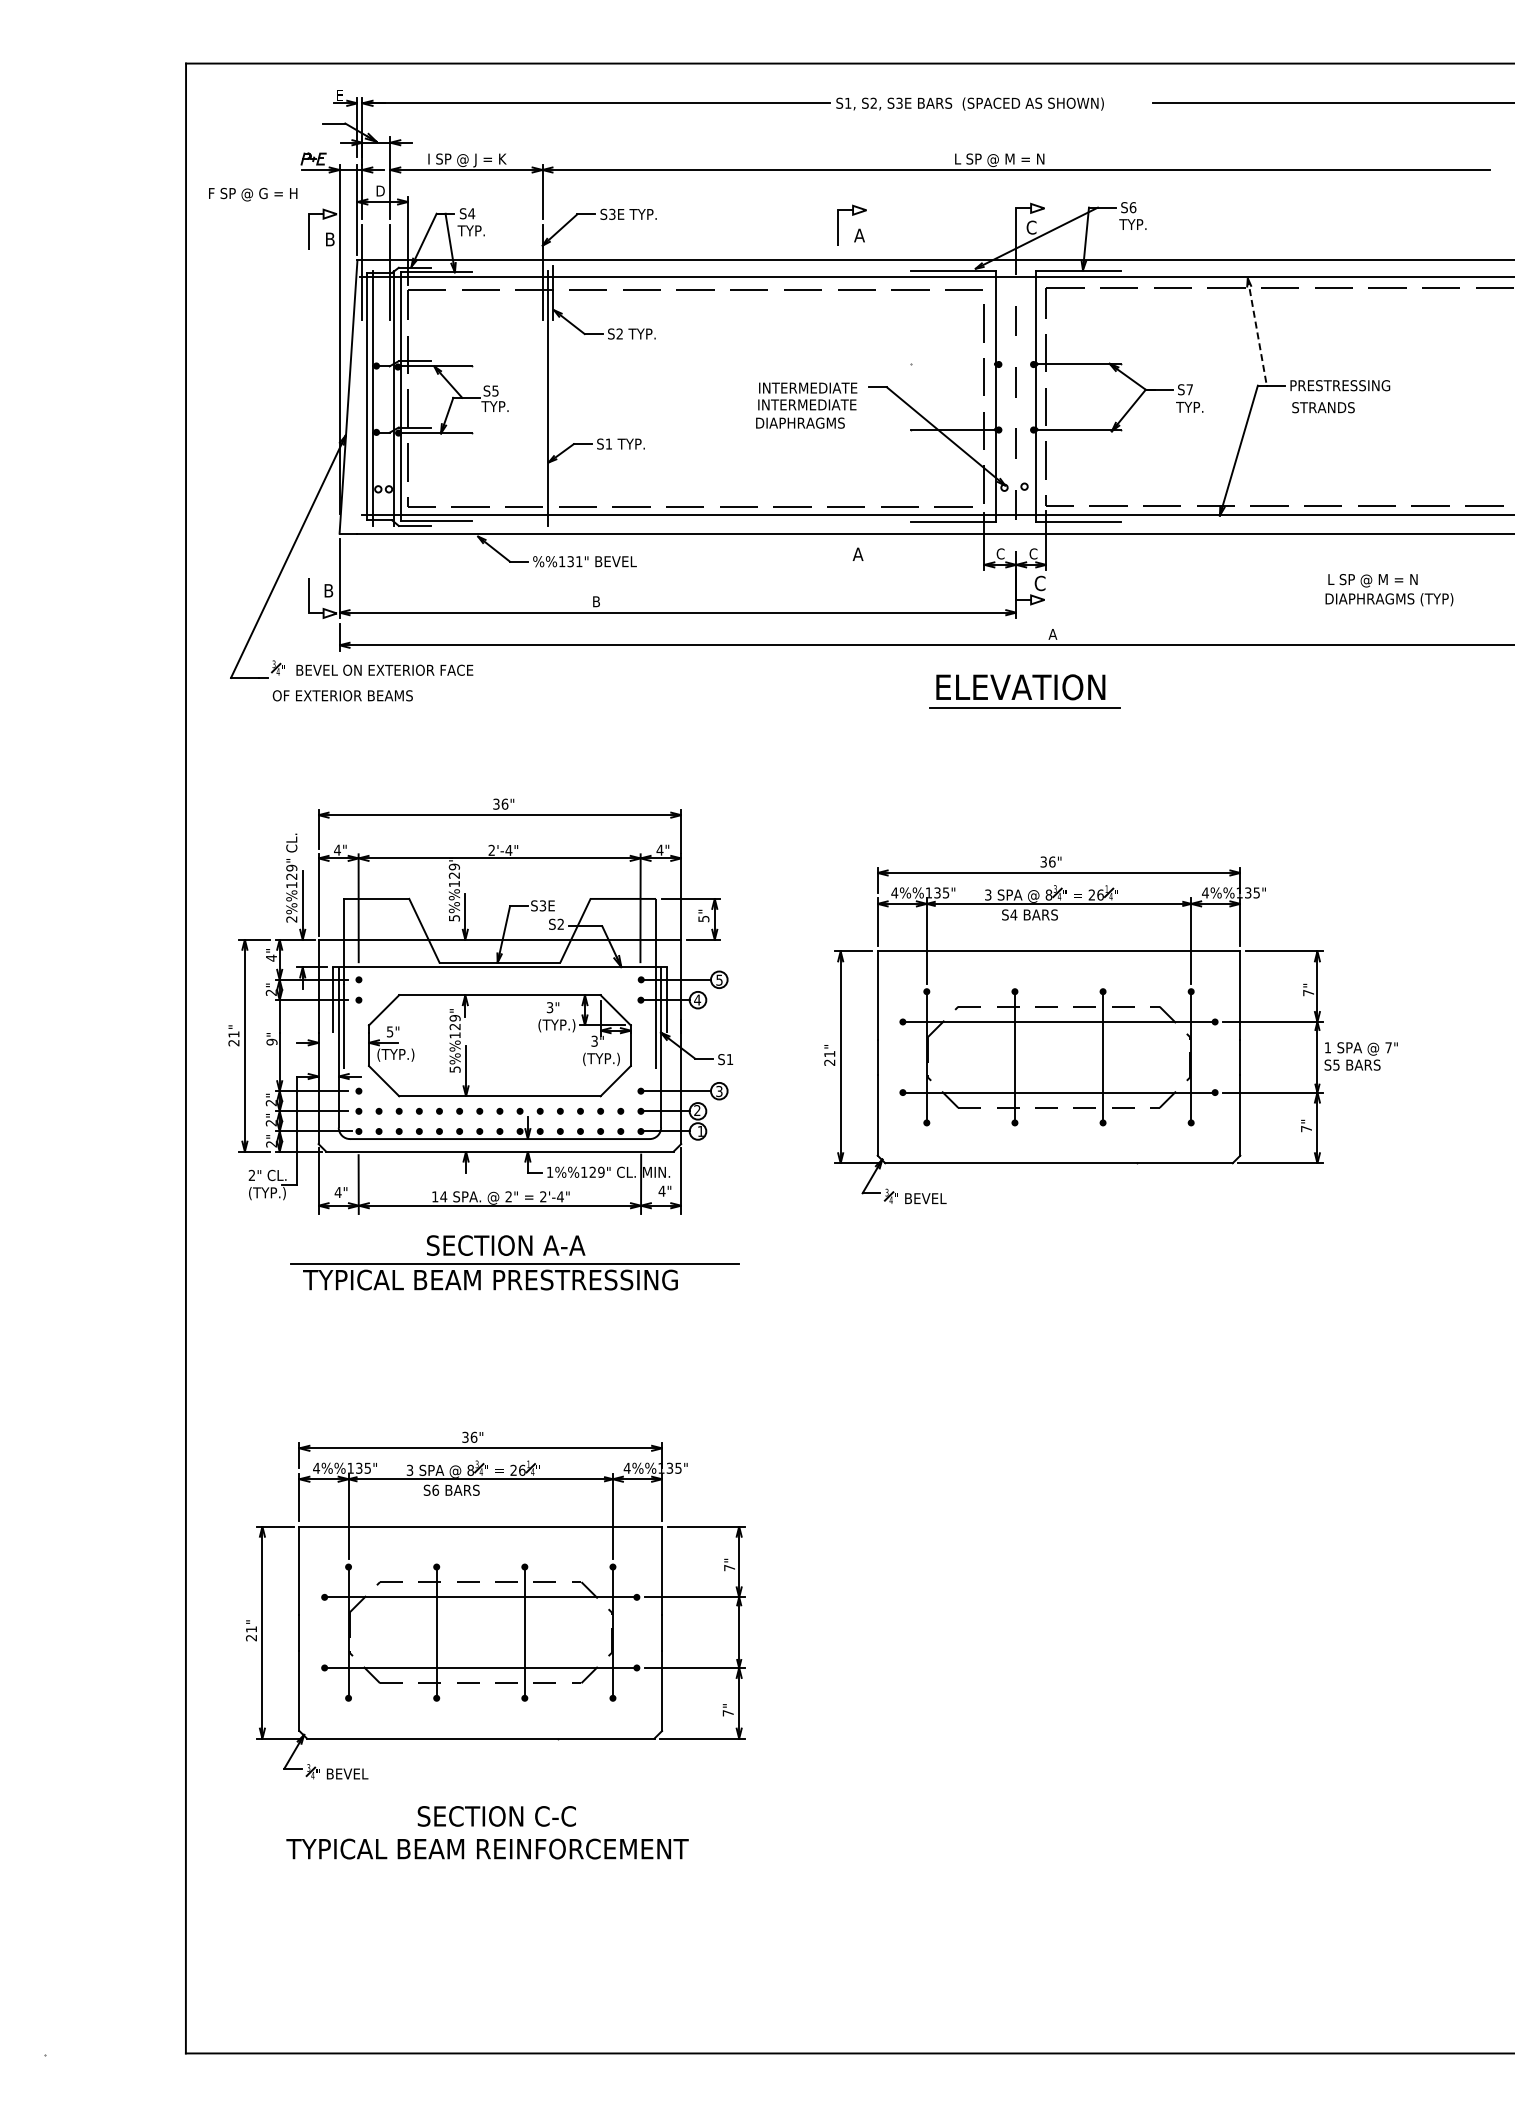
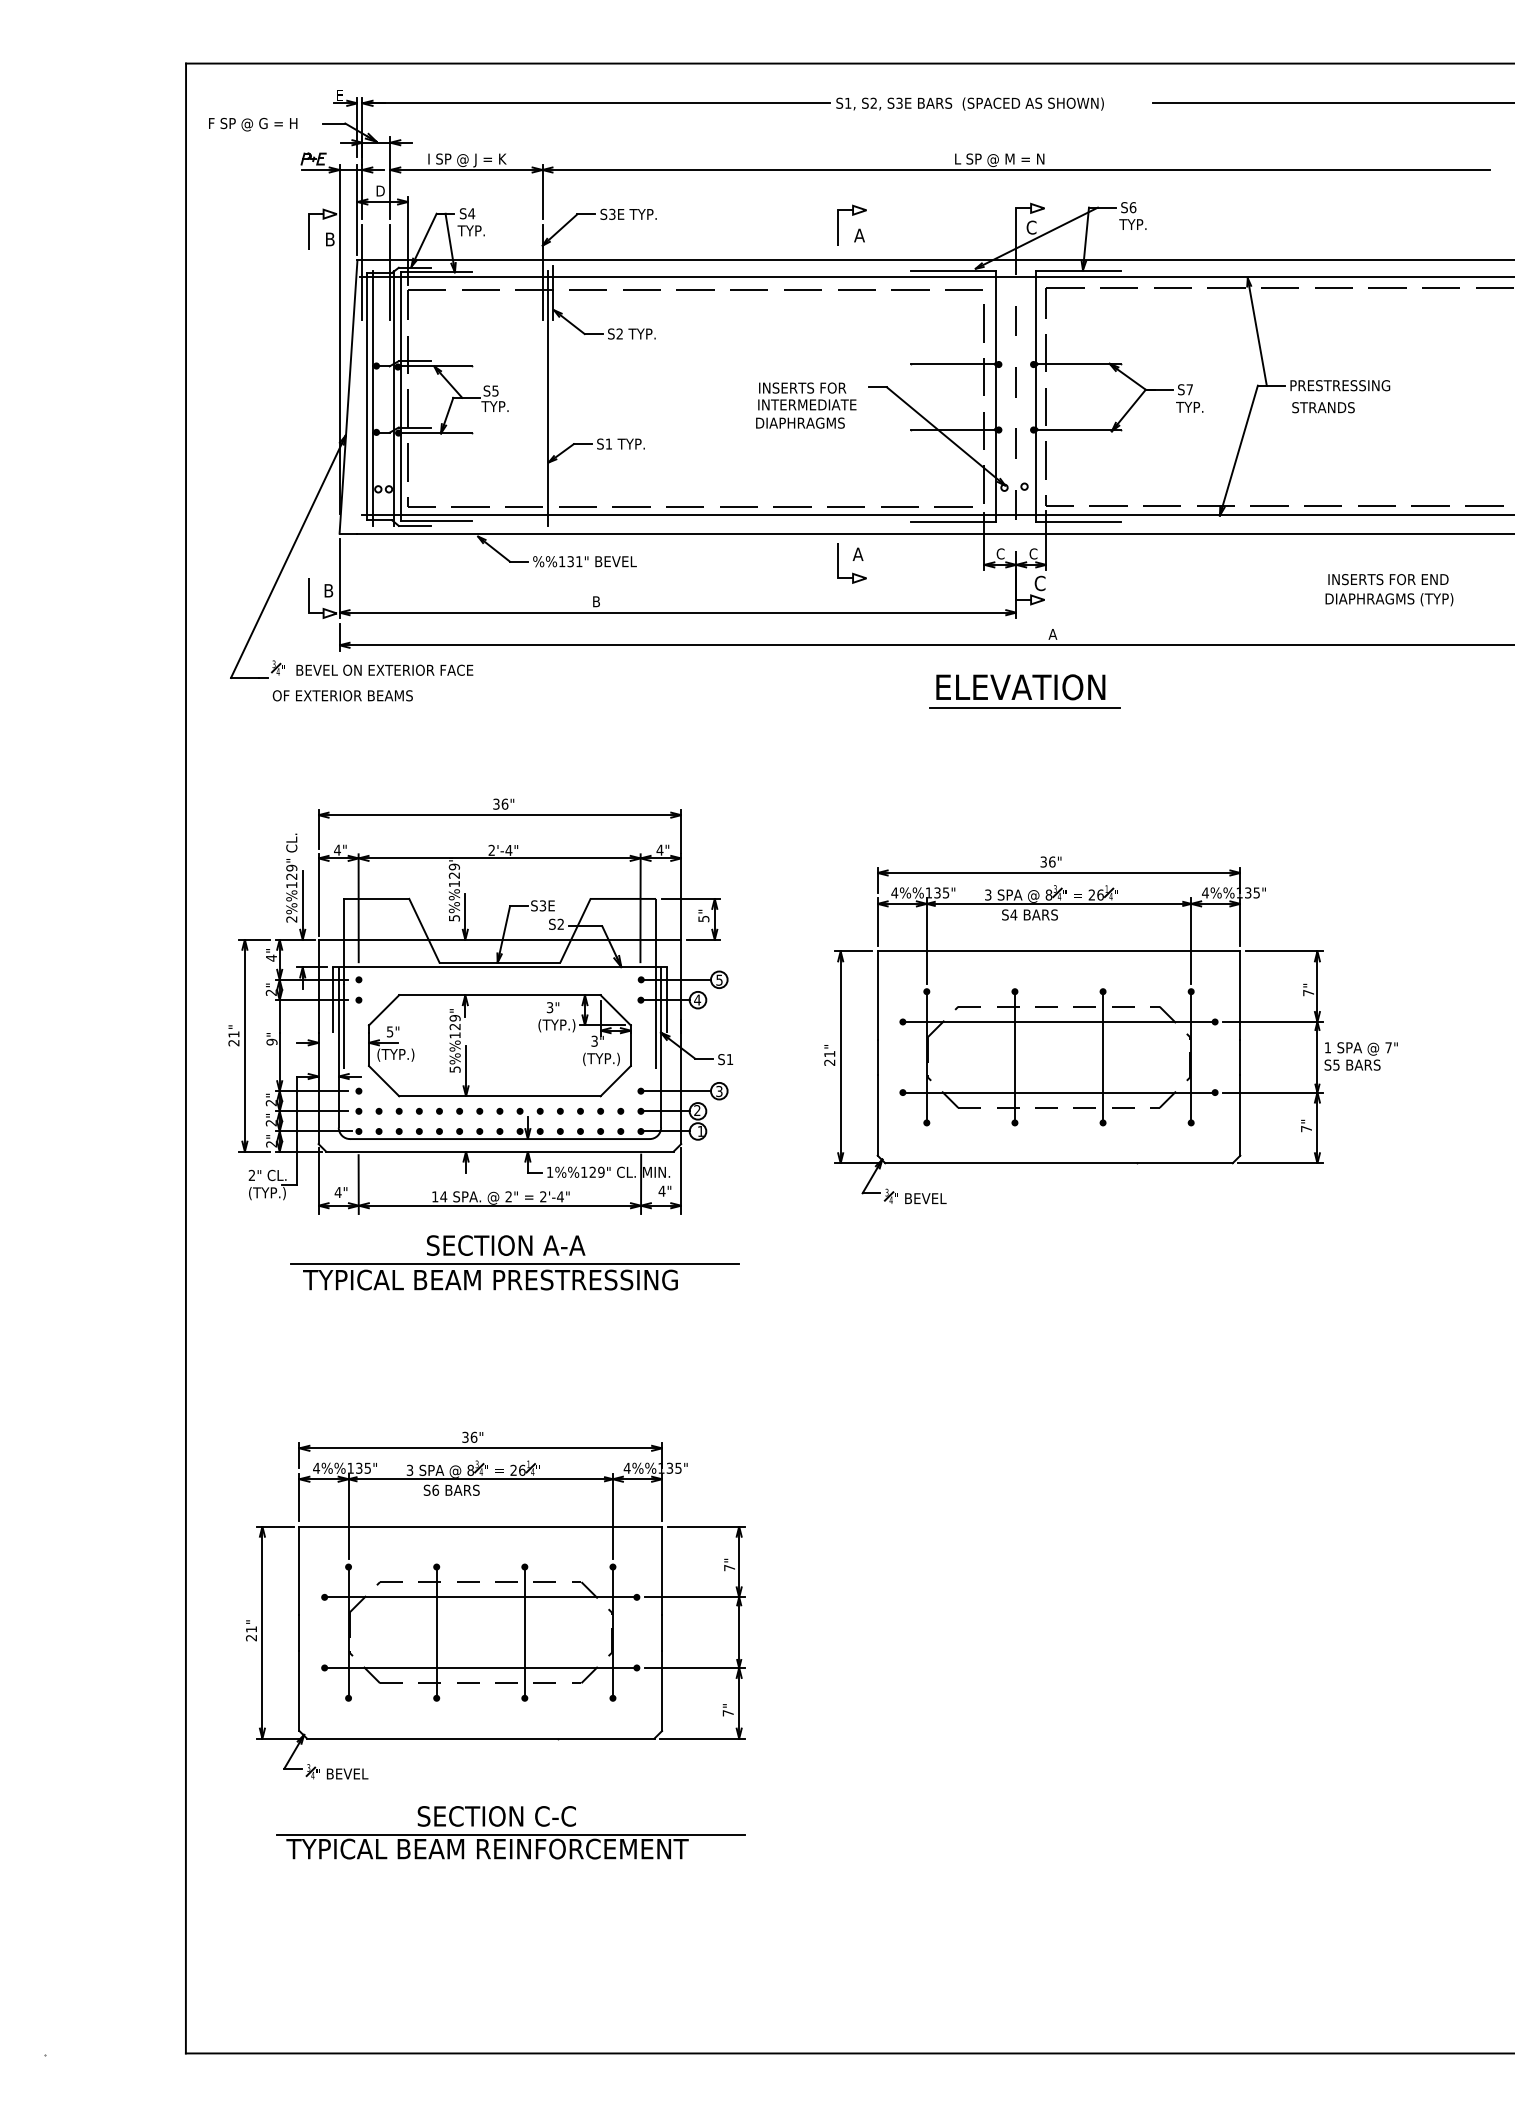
text position: (253, 194) -> (253, 124) (253, 124)
line: dashed -> solid (1257, 332)
line: none -> present (953, 364)
text: INTERMEDIATE -> INSERTS FOR (814, 387)
part: none -> present (852, 572)
text: L SP @ M = N -> INSERTS FOR END (1388, 580)
line: none -> present (510, 1834)
